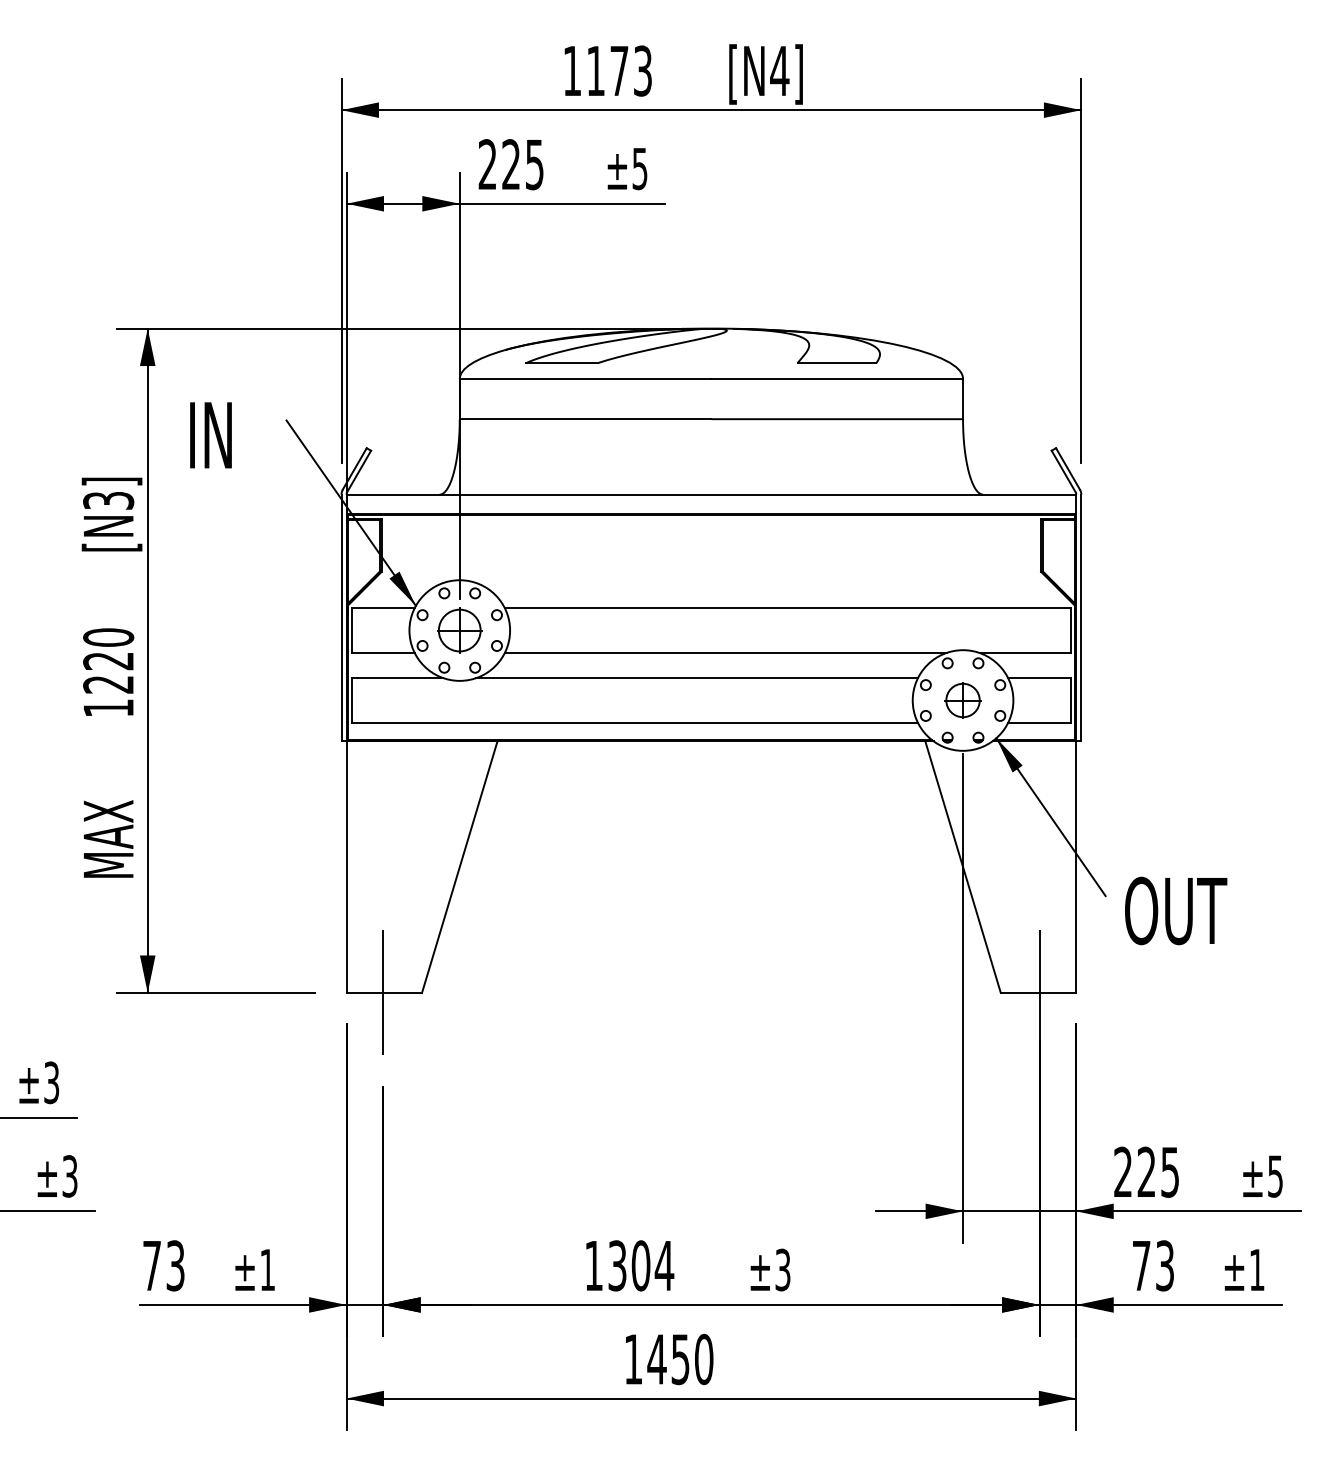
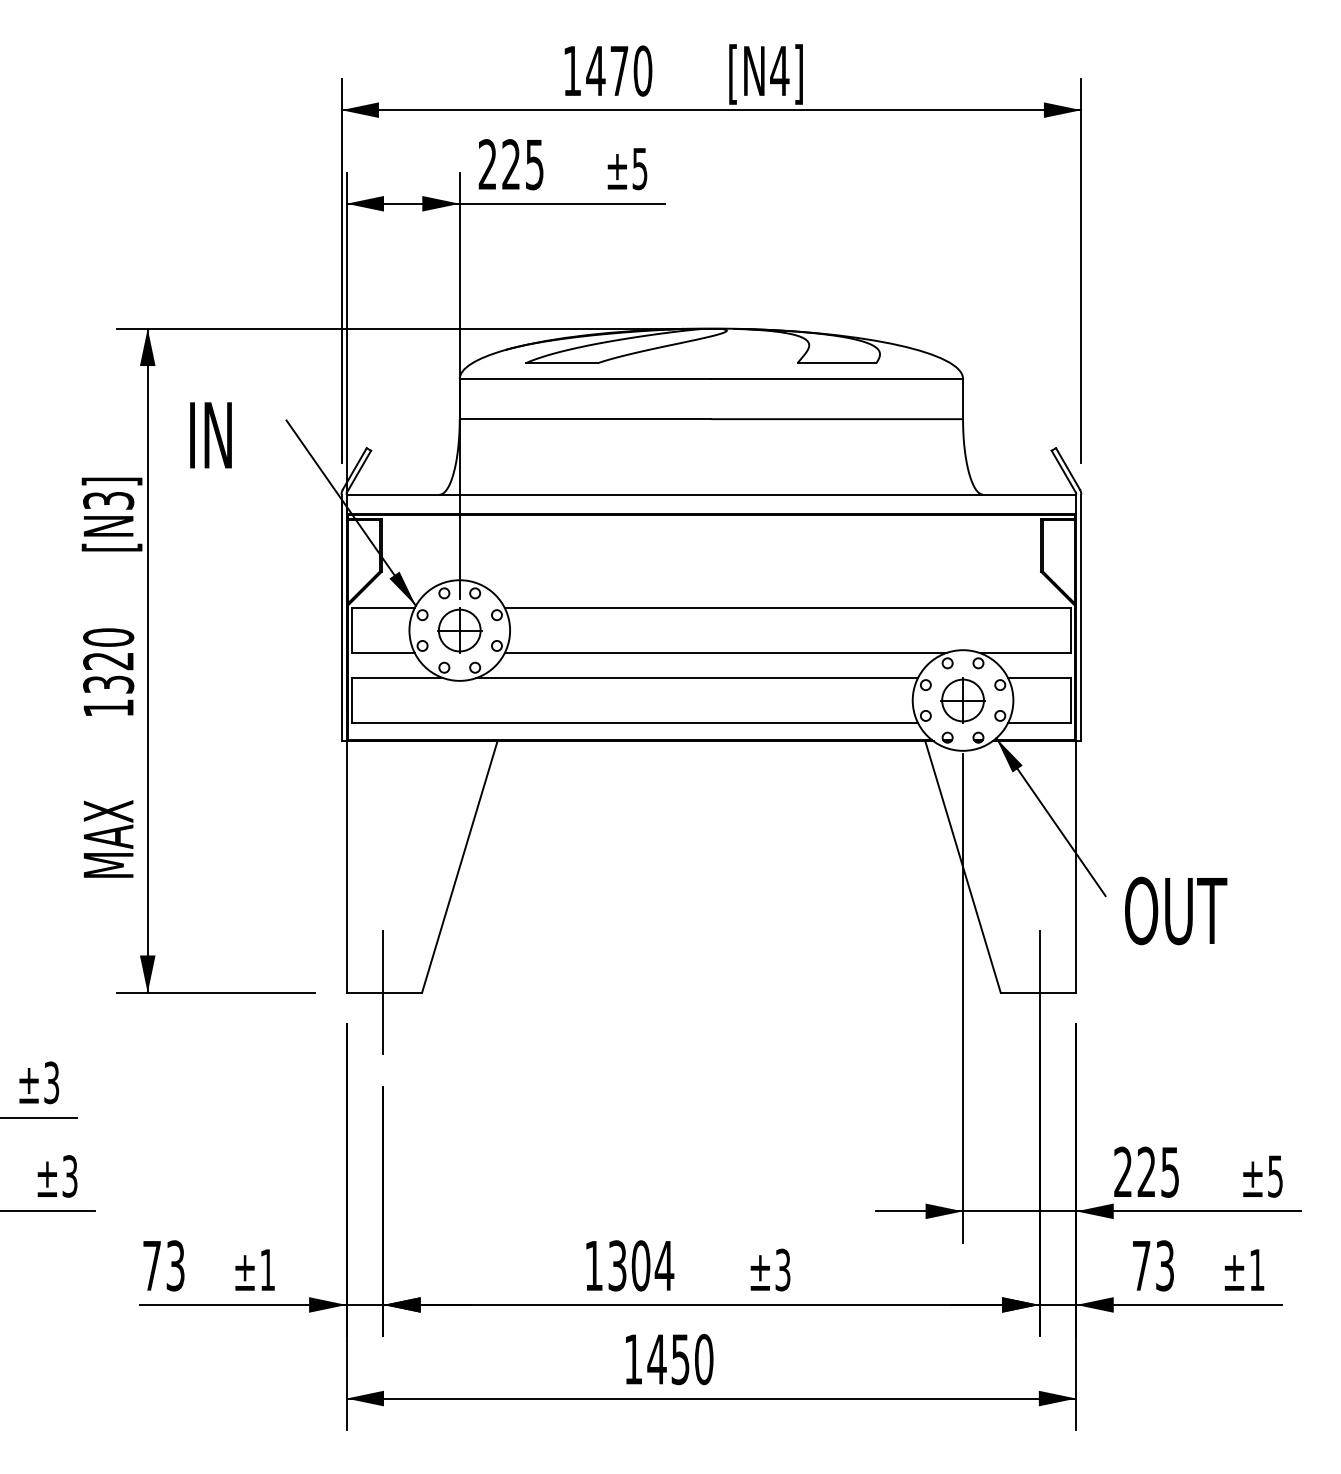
text: 1173 -> 1470 (619, 70)
text: 1220 -> 1320 (108, 684)
part size: 38x37 px -> 46x47 px (962, 700)
